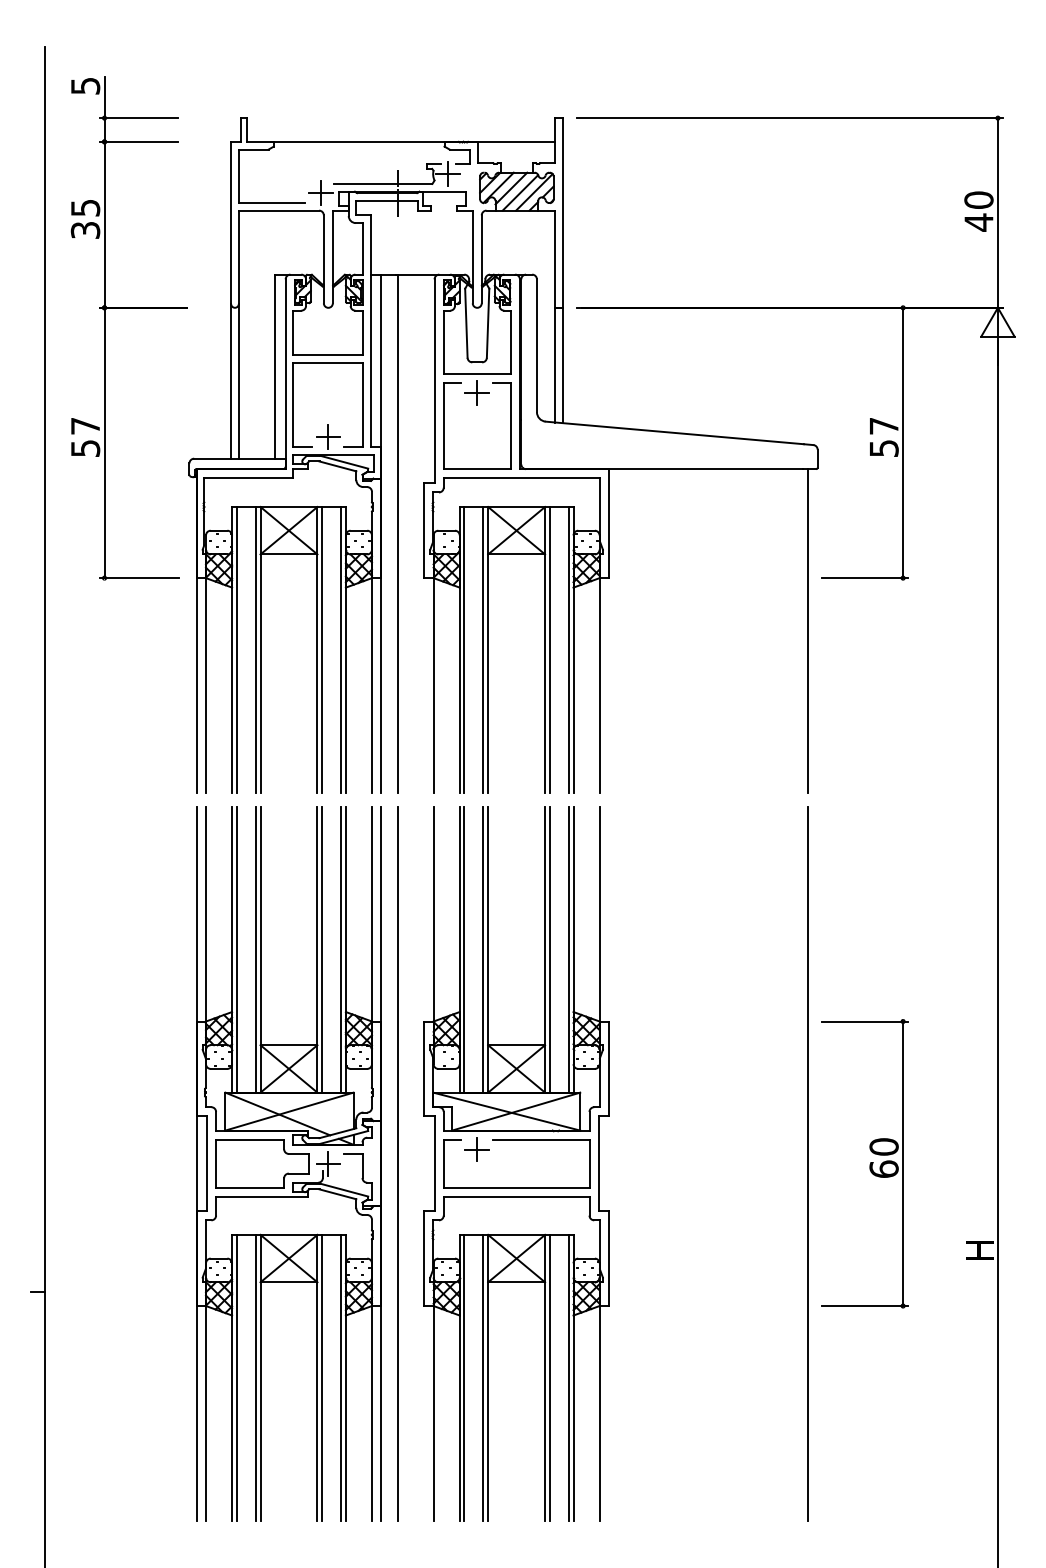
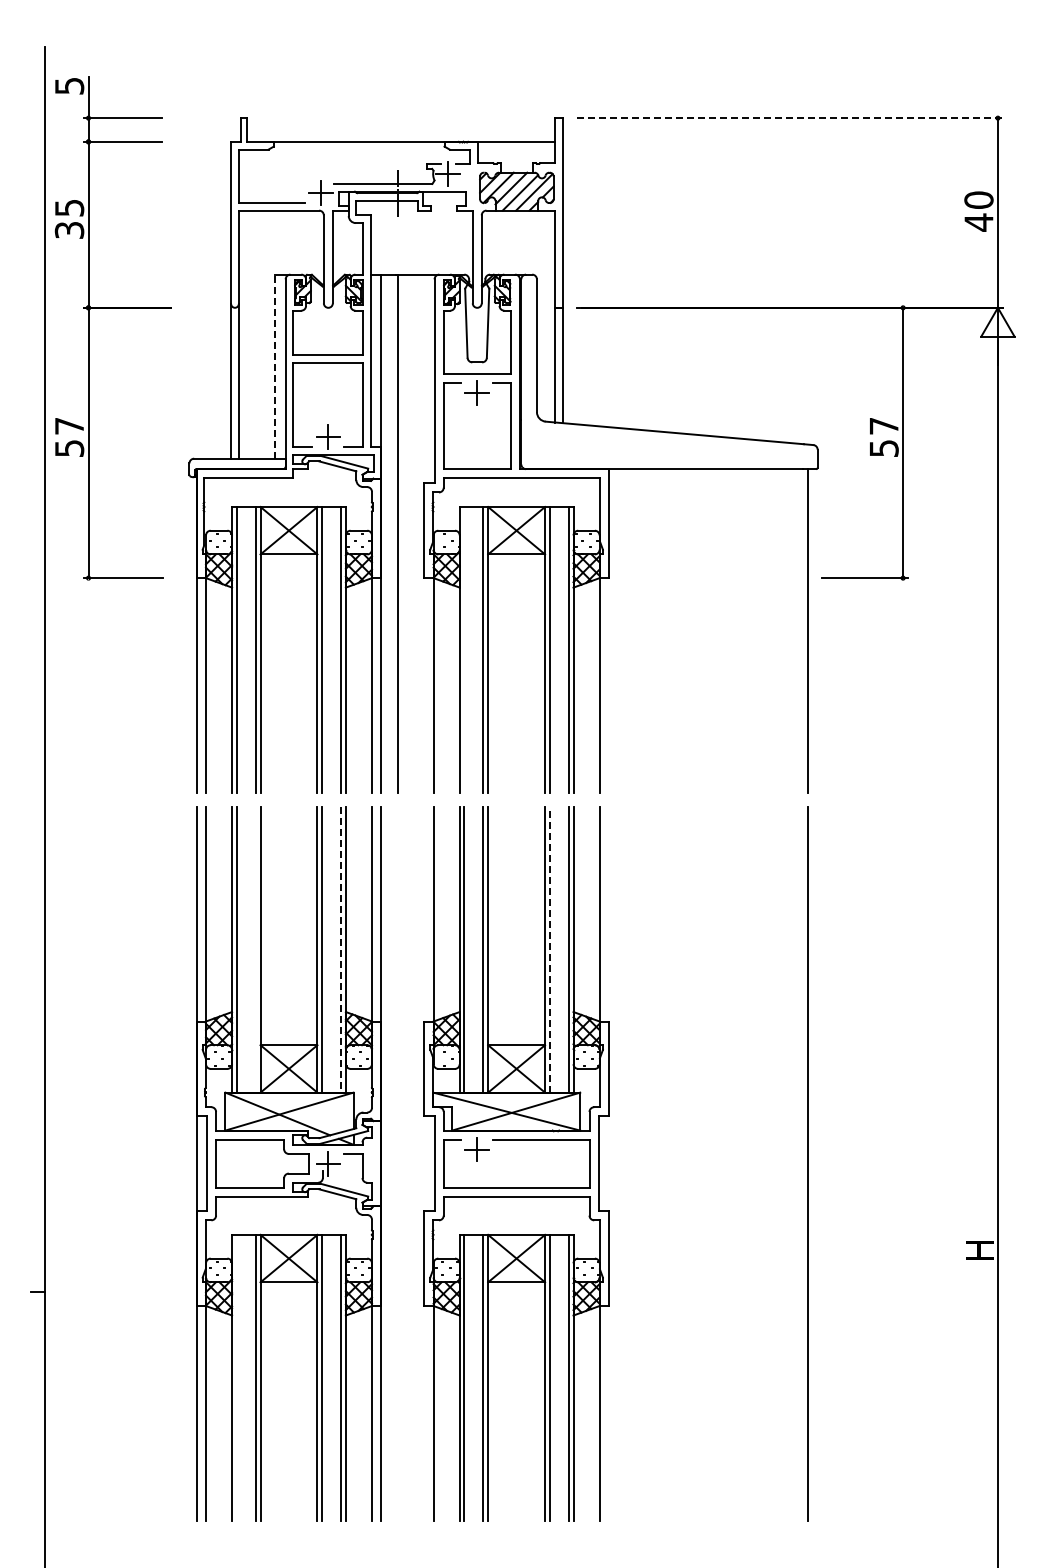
line: solid -> dashed (789, 118)
part position: (128, 308) -> (112, 308) (112, 308)
line: solid -> dashed (275, 366)
line: present -> none (464, 649)
line: present -> none (255, 949)
line: solid -> dashed (341, 949)
line: solid -> dashed (549, 949)
line: present -> none (398, 1163)
part: present -> none (864, 1163)
line: present -> none (236, 1377)
